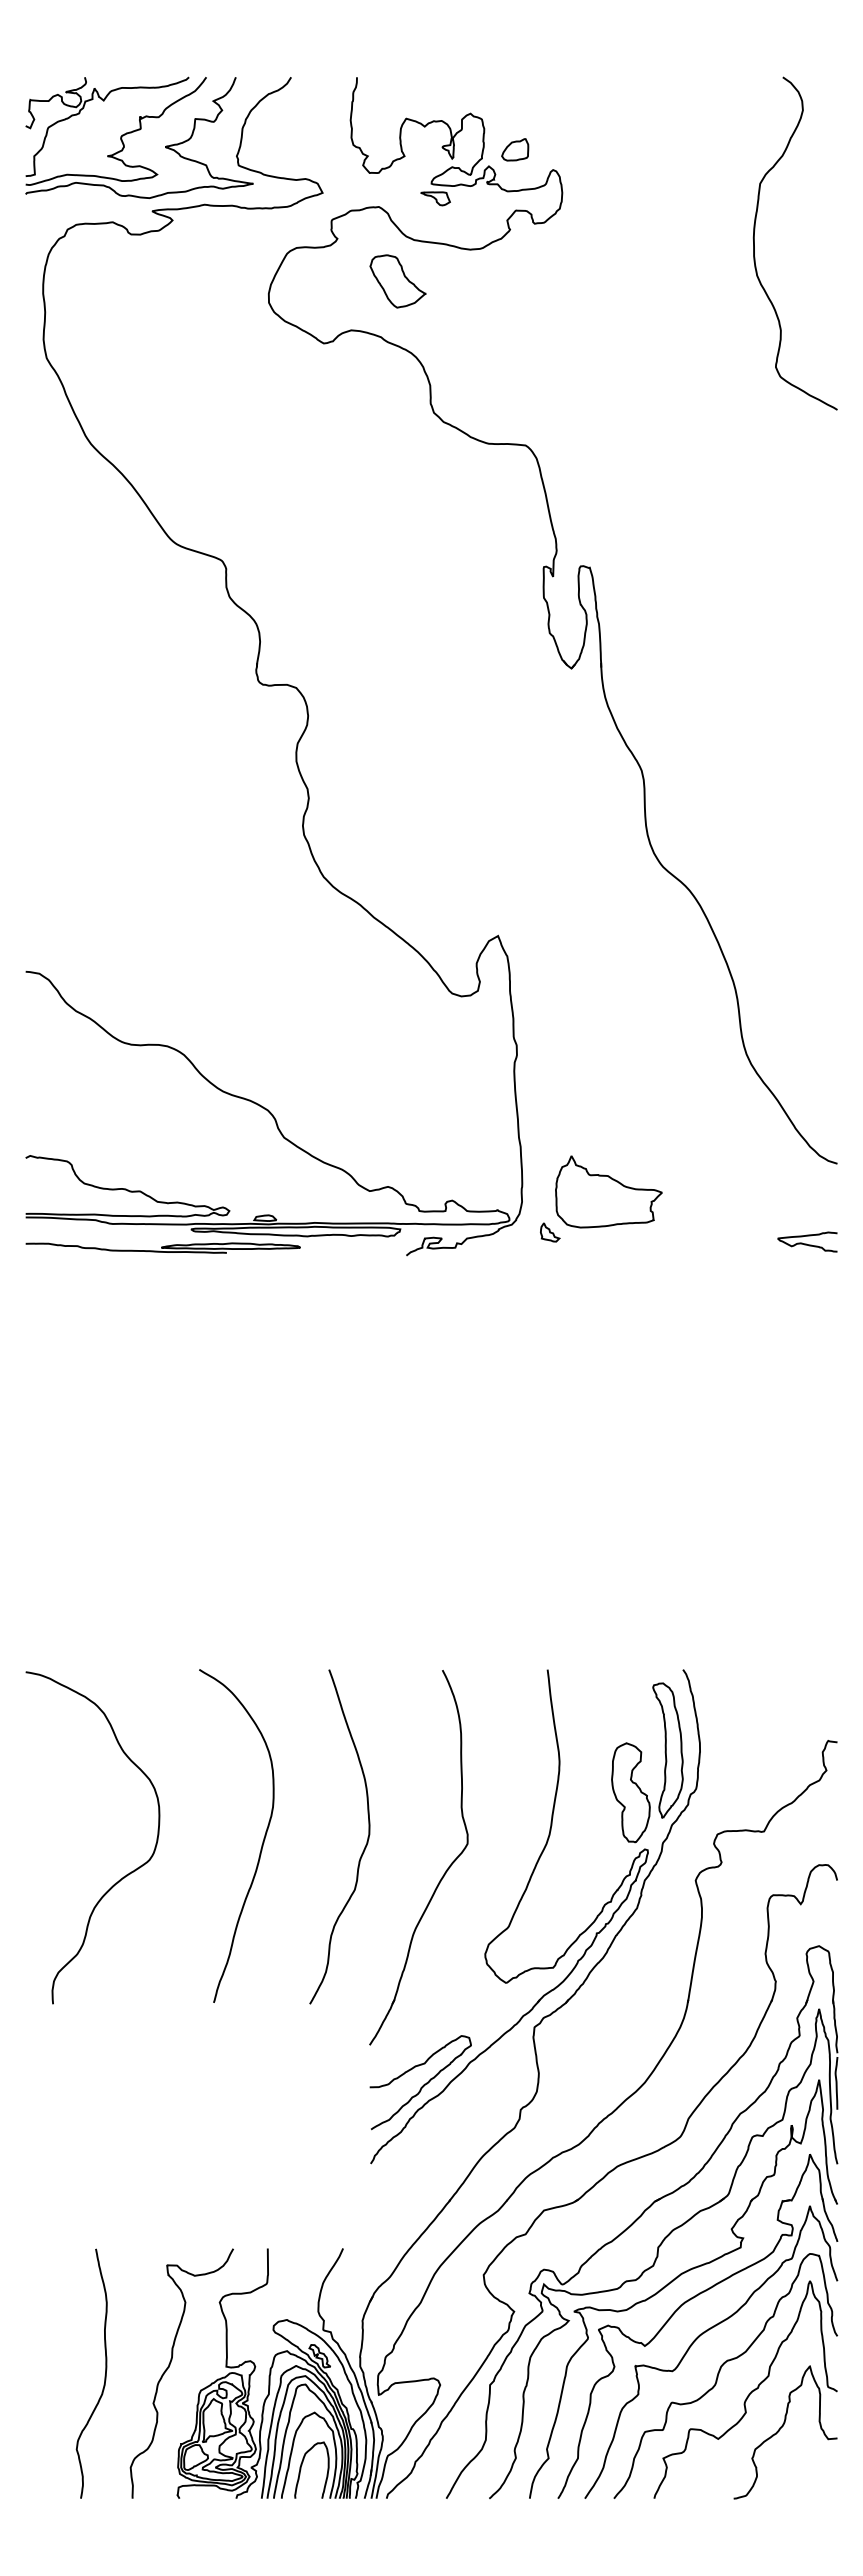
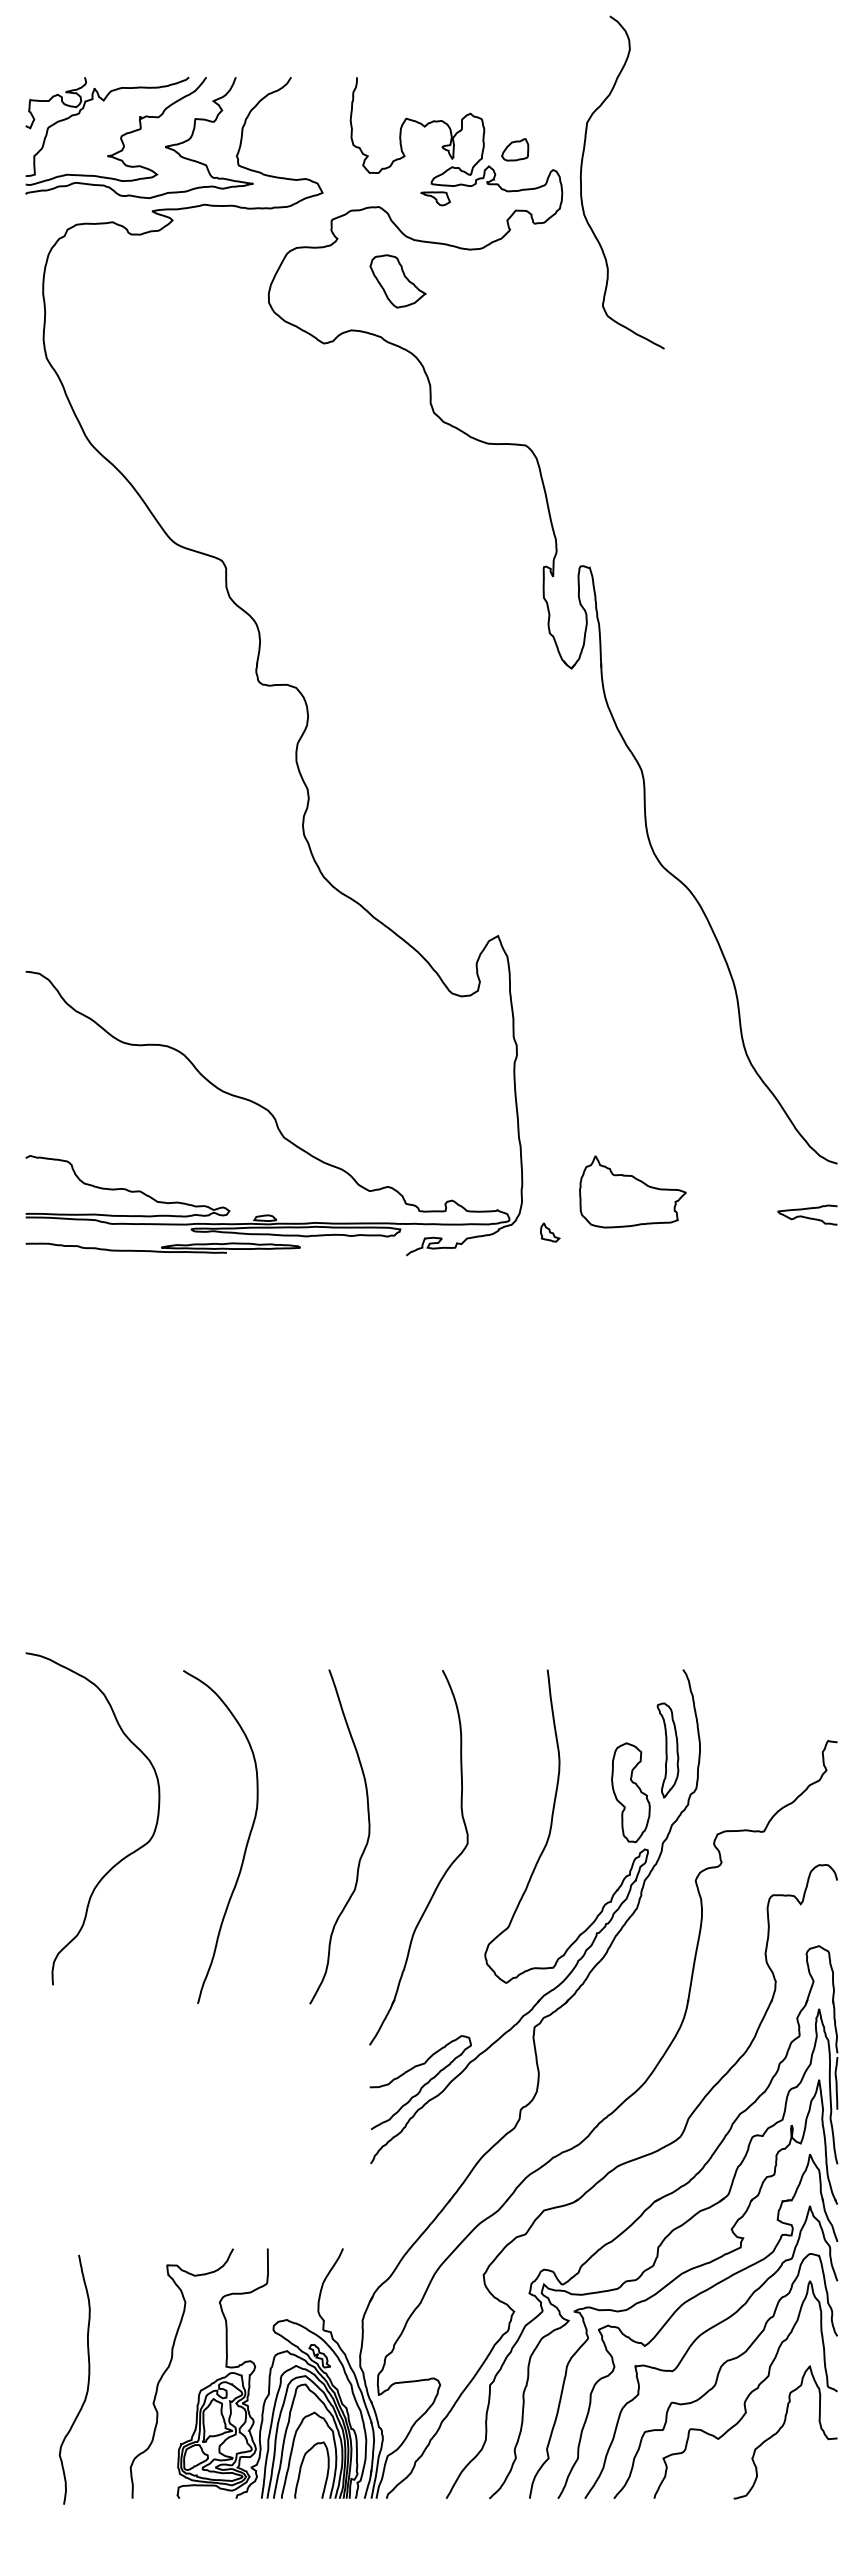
curve position: (754, 243) -> (581, 182) (581, 182)
part position: (608, 1191) -> (632, 1191) (632, 1191)
curve position: (806, 1243) -> (806, 1216) (806, 1216)
part size: 32x137 px -> 24x97 px (667, 1750)
curve position: (261, 1844) -> (245, 1845) (245, 1845)
curve position: (123, 1876) -> (123, 1857) (123, 1857)
curve position: (104, 2375) -> (87, 2381) (87, 2381)
